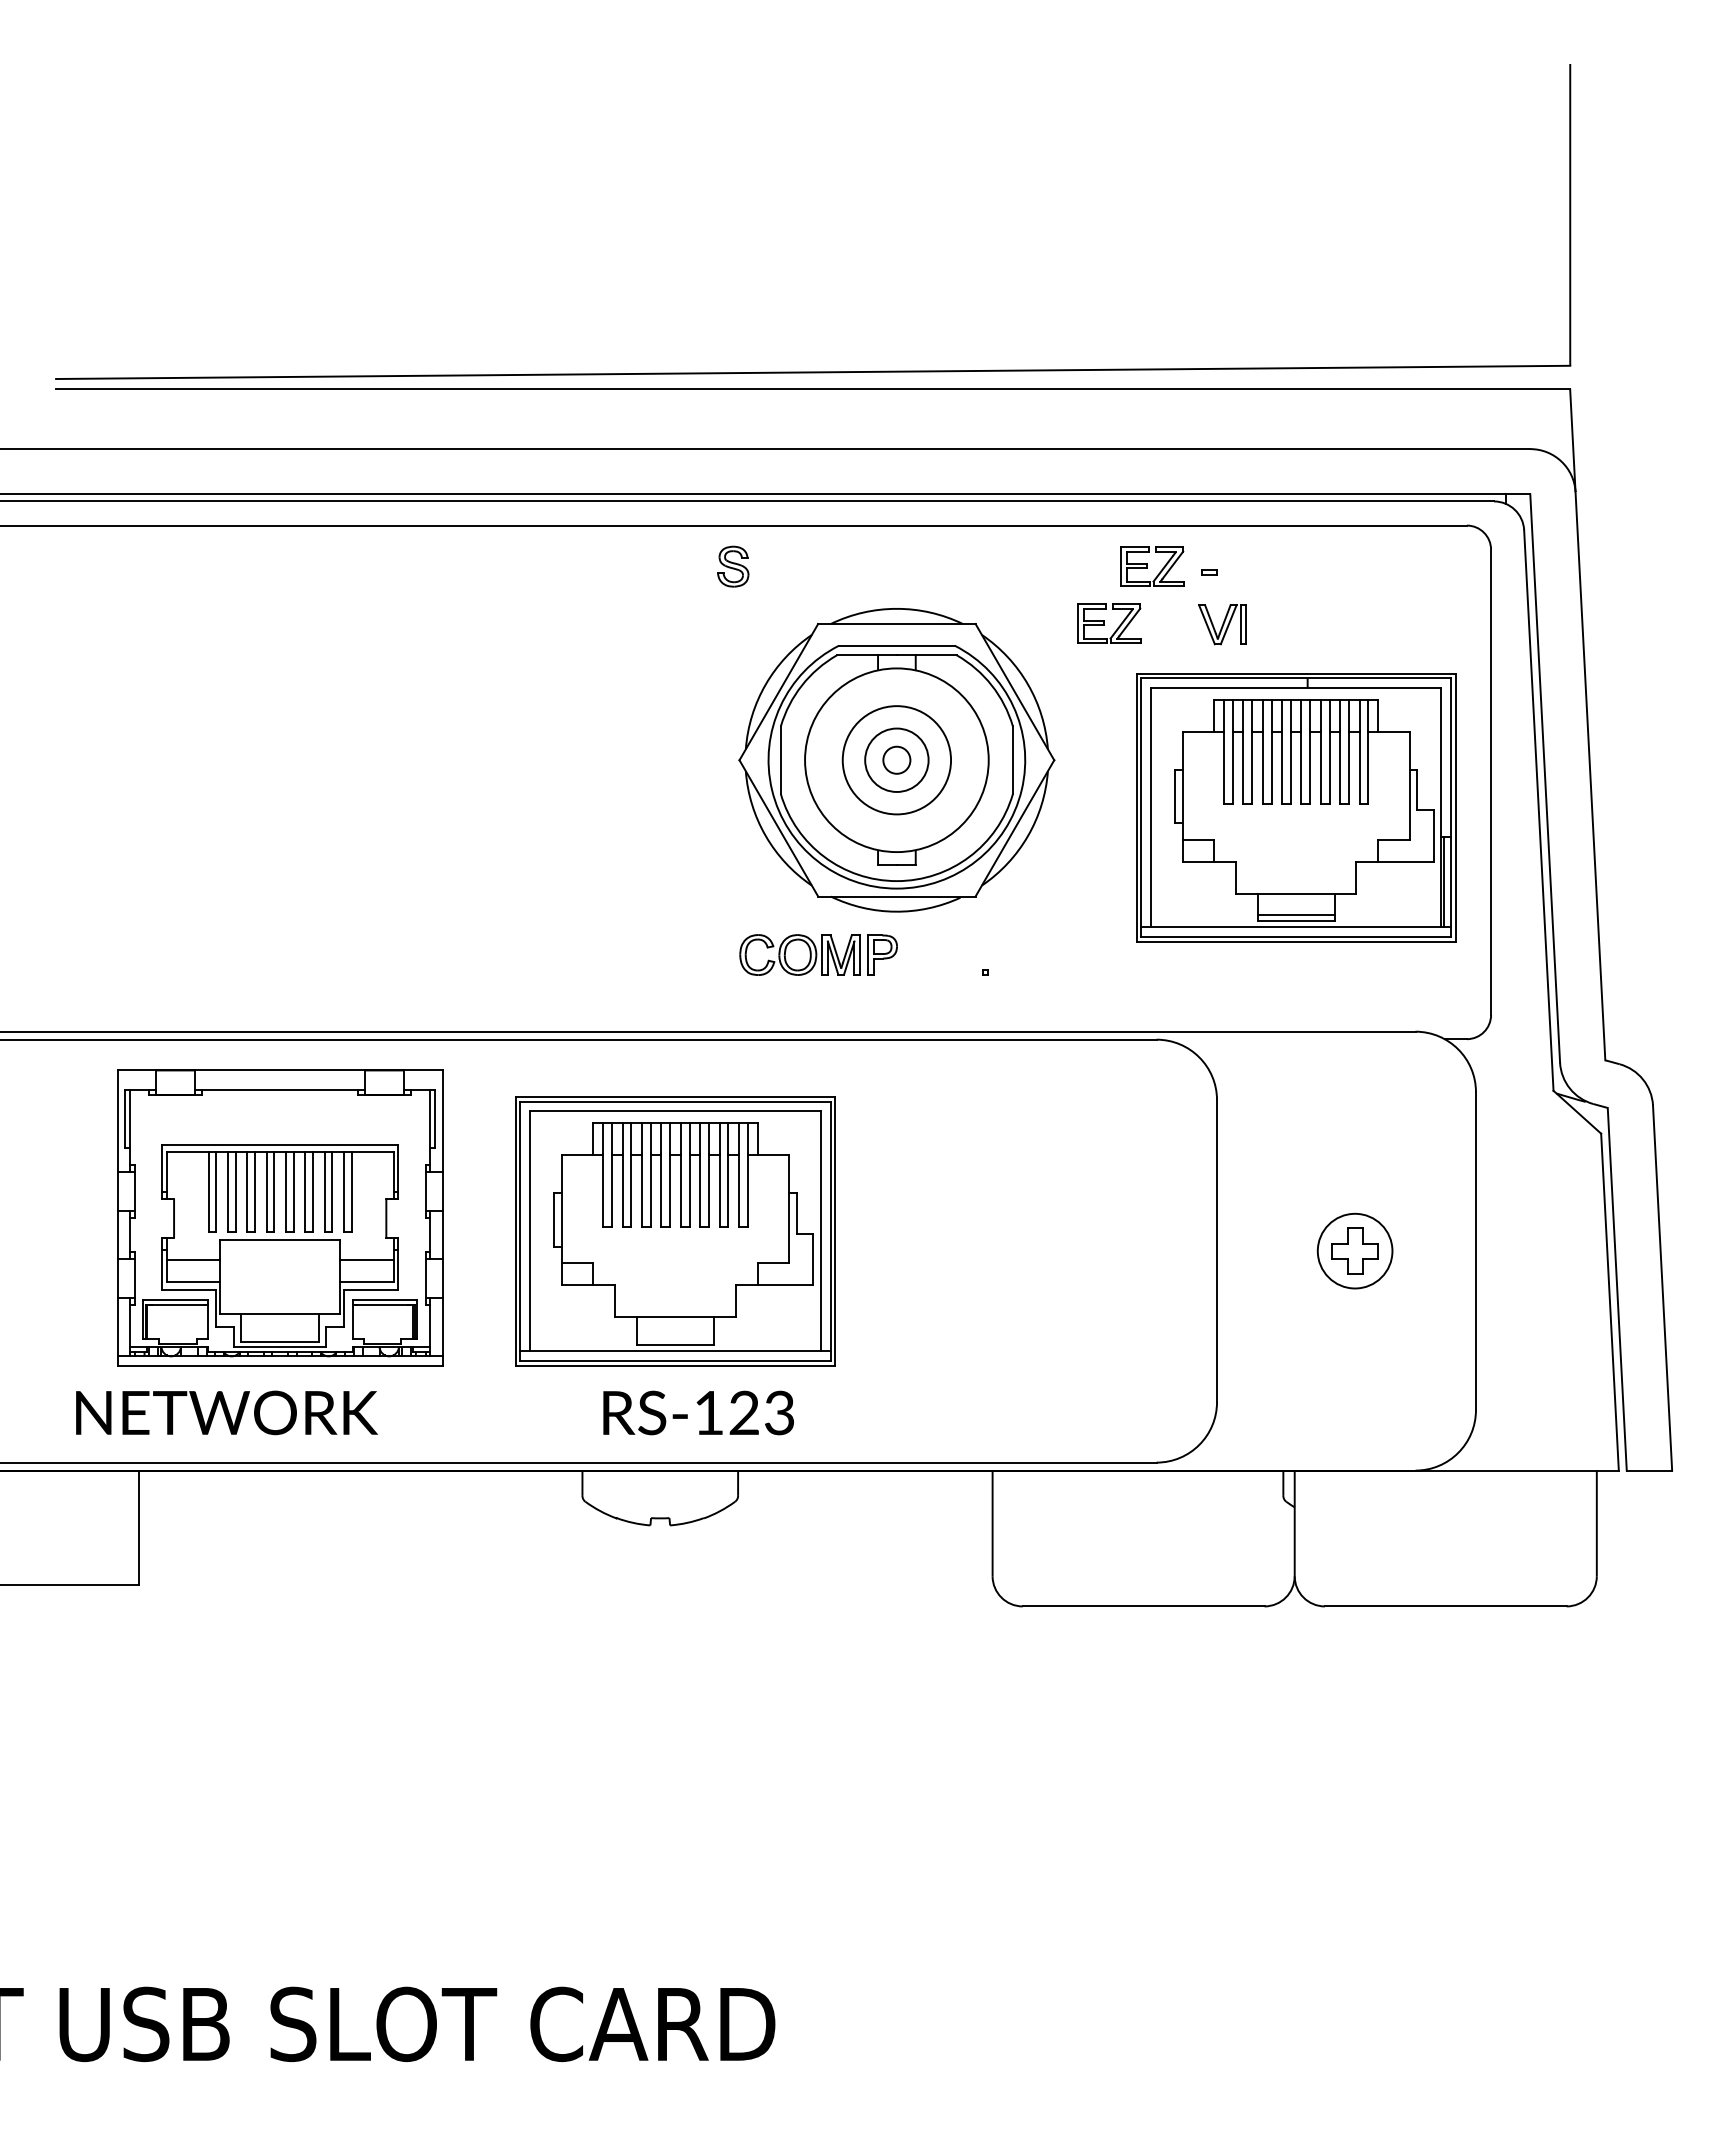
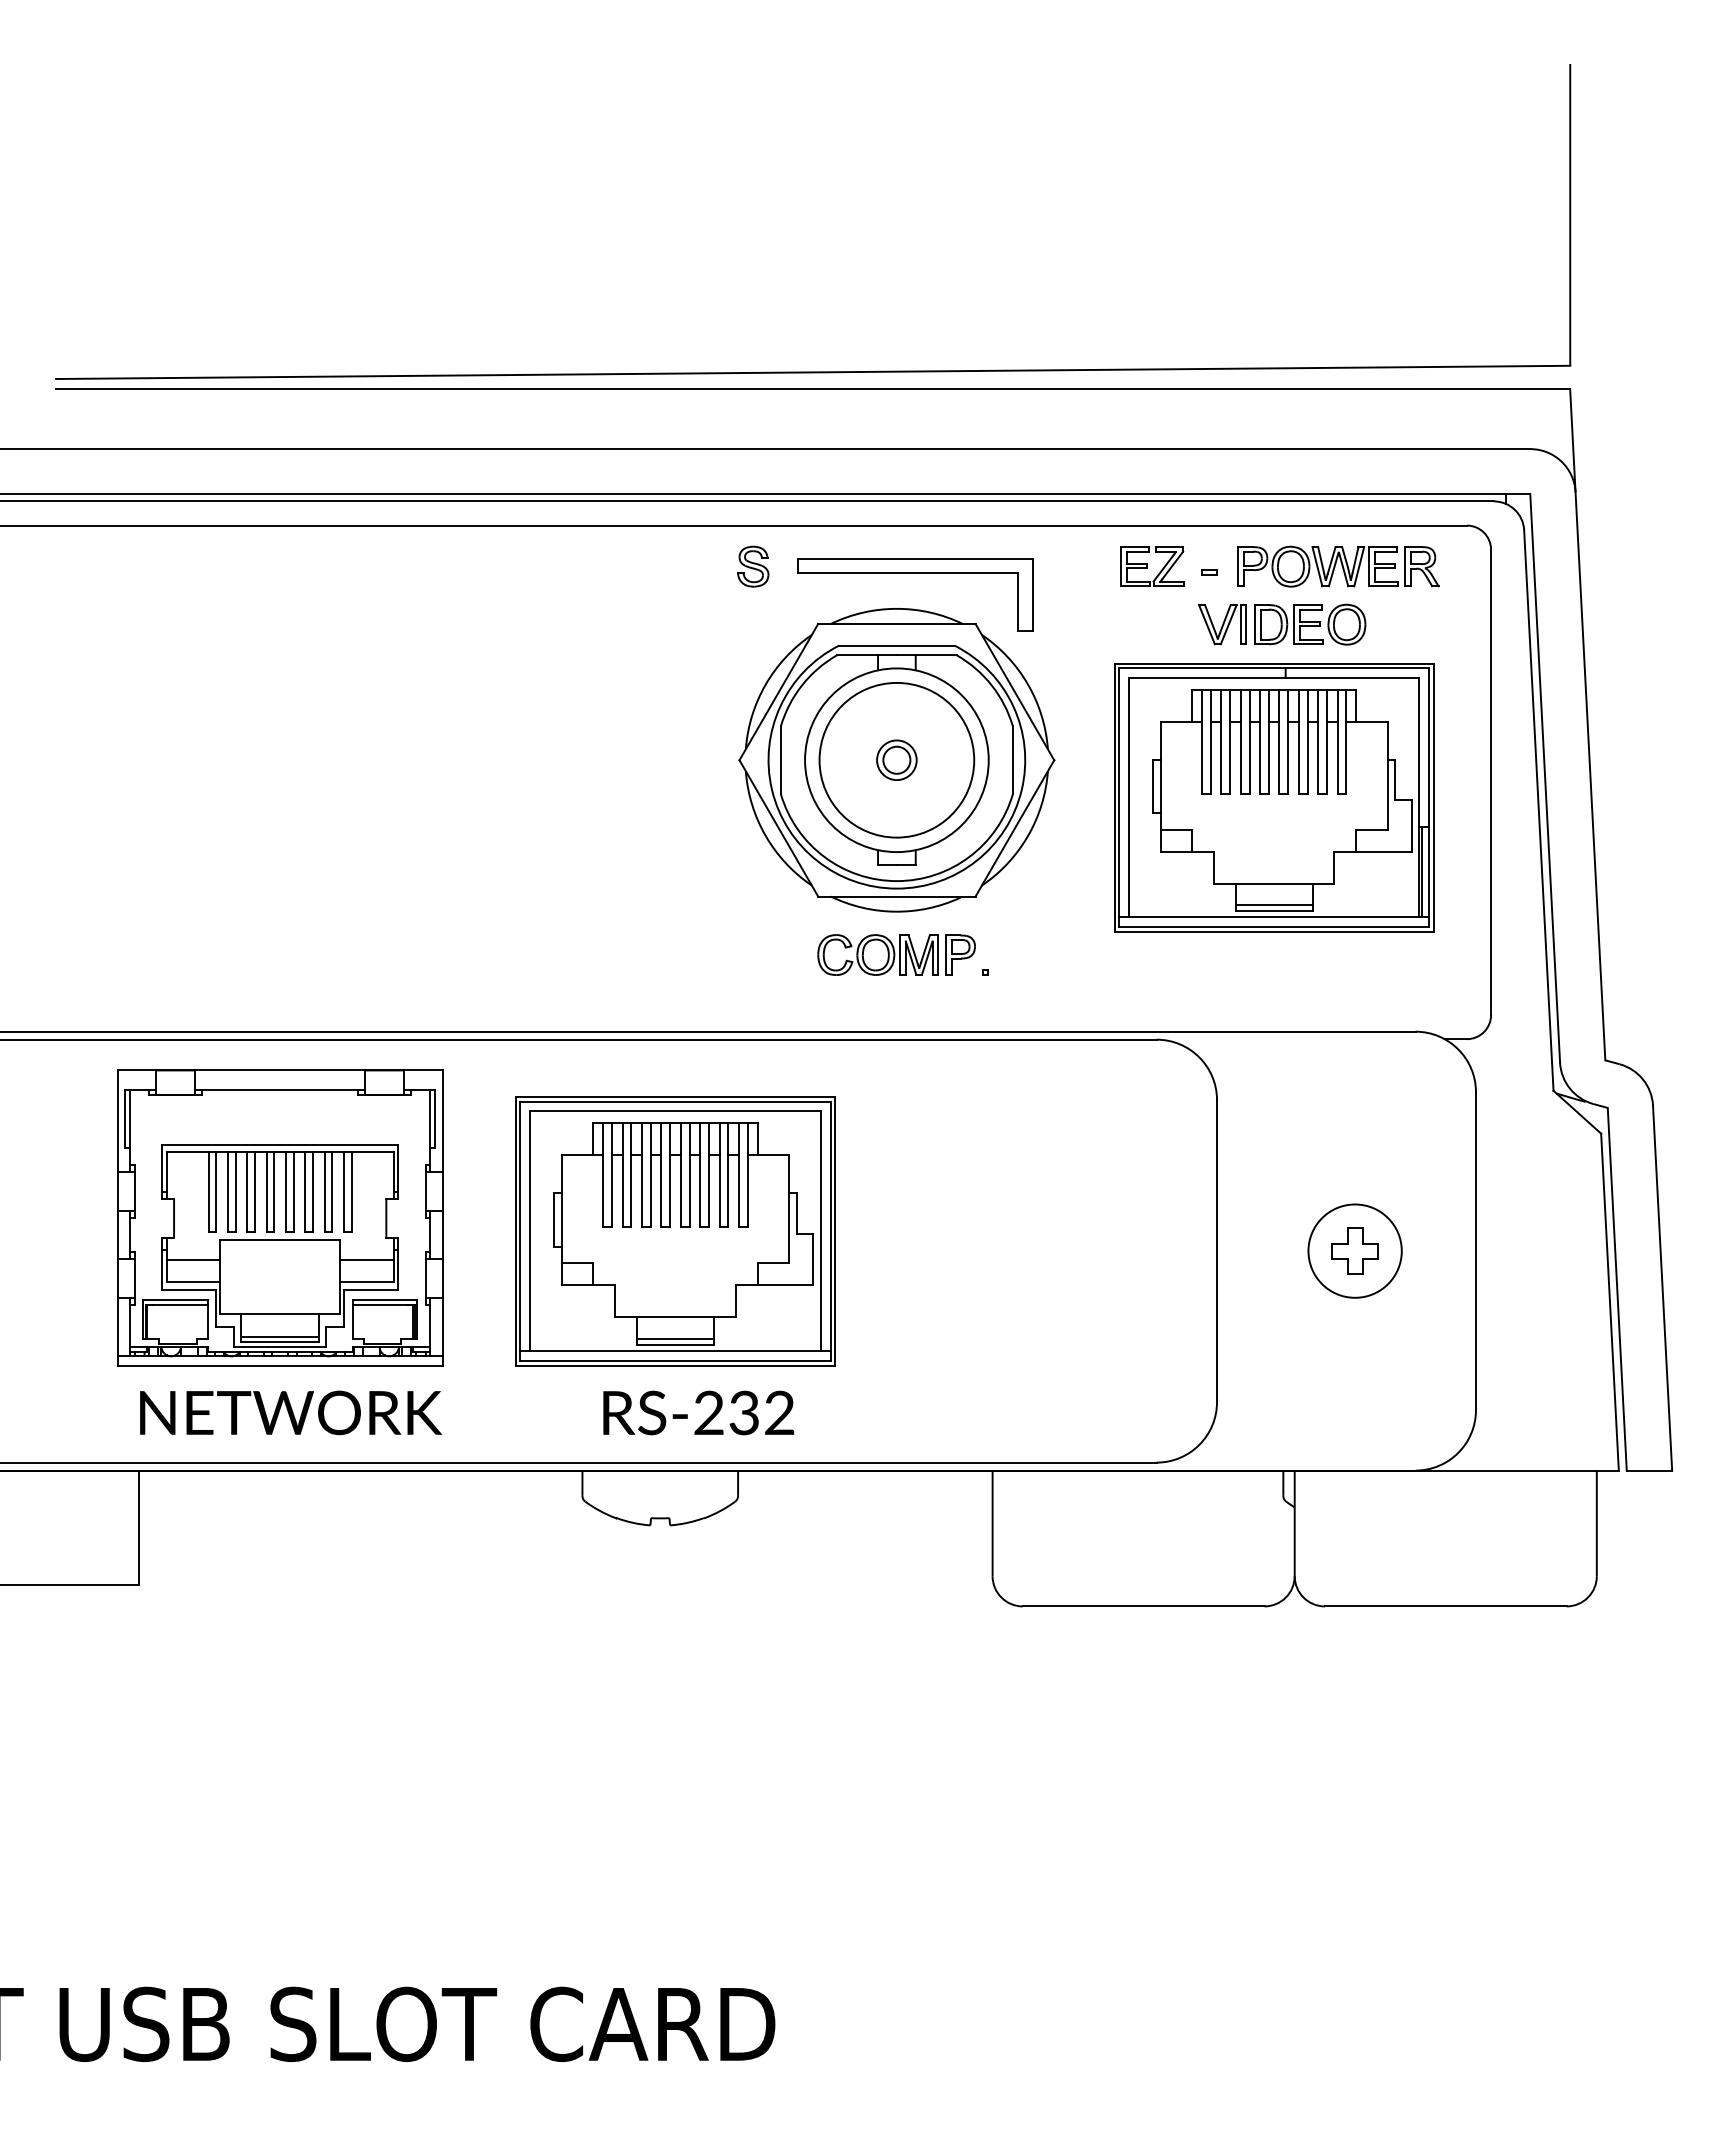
part position: (733, 566) -> (753, 566) (753, 566)
part: none -> present (1338, 566)
part: none -> present (915, 573)
part: present -> none (1109, 623)
part: none -> present (1310, 624)
circle diameter: 63 px -> 40 px (896, 760)
circle diameter: 108 px -> 155 px (896, 759)
part position: (1296, 807) -> (1274, 797) (1274, 797)
part position: (818, 954) -> (896, 954) (896, 954)
circle diameter: 75 px -> 93 px (1354, 1250)
line: none -> present (279, 1336)
line: none -> present (675, 1339)
text position: (226, 1412) -> (290, 1412) (290, 1412)
text: RS-123 -> RS-232 (744, 1412)
